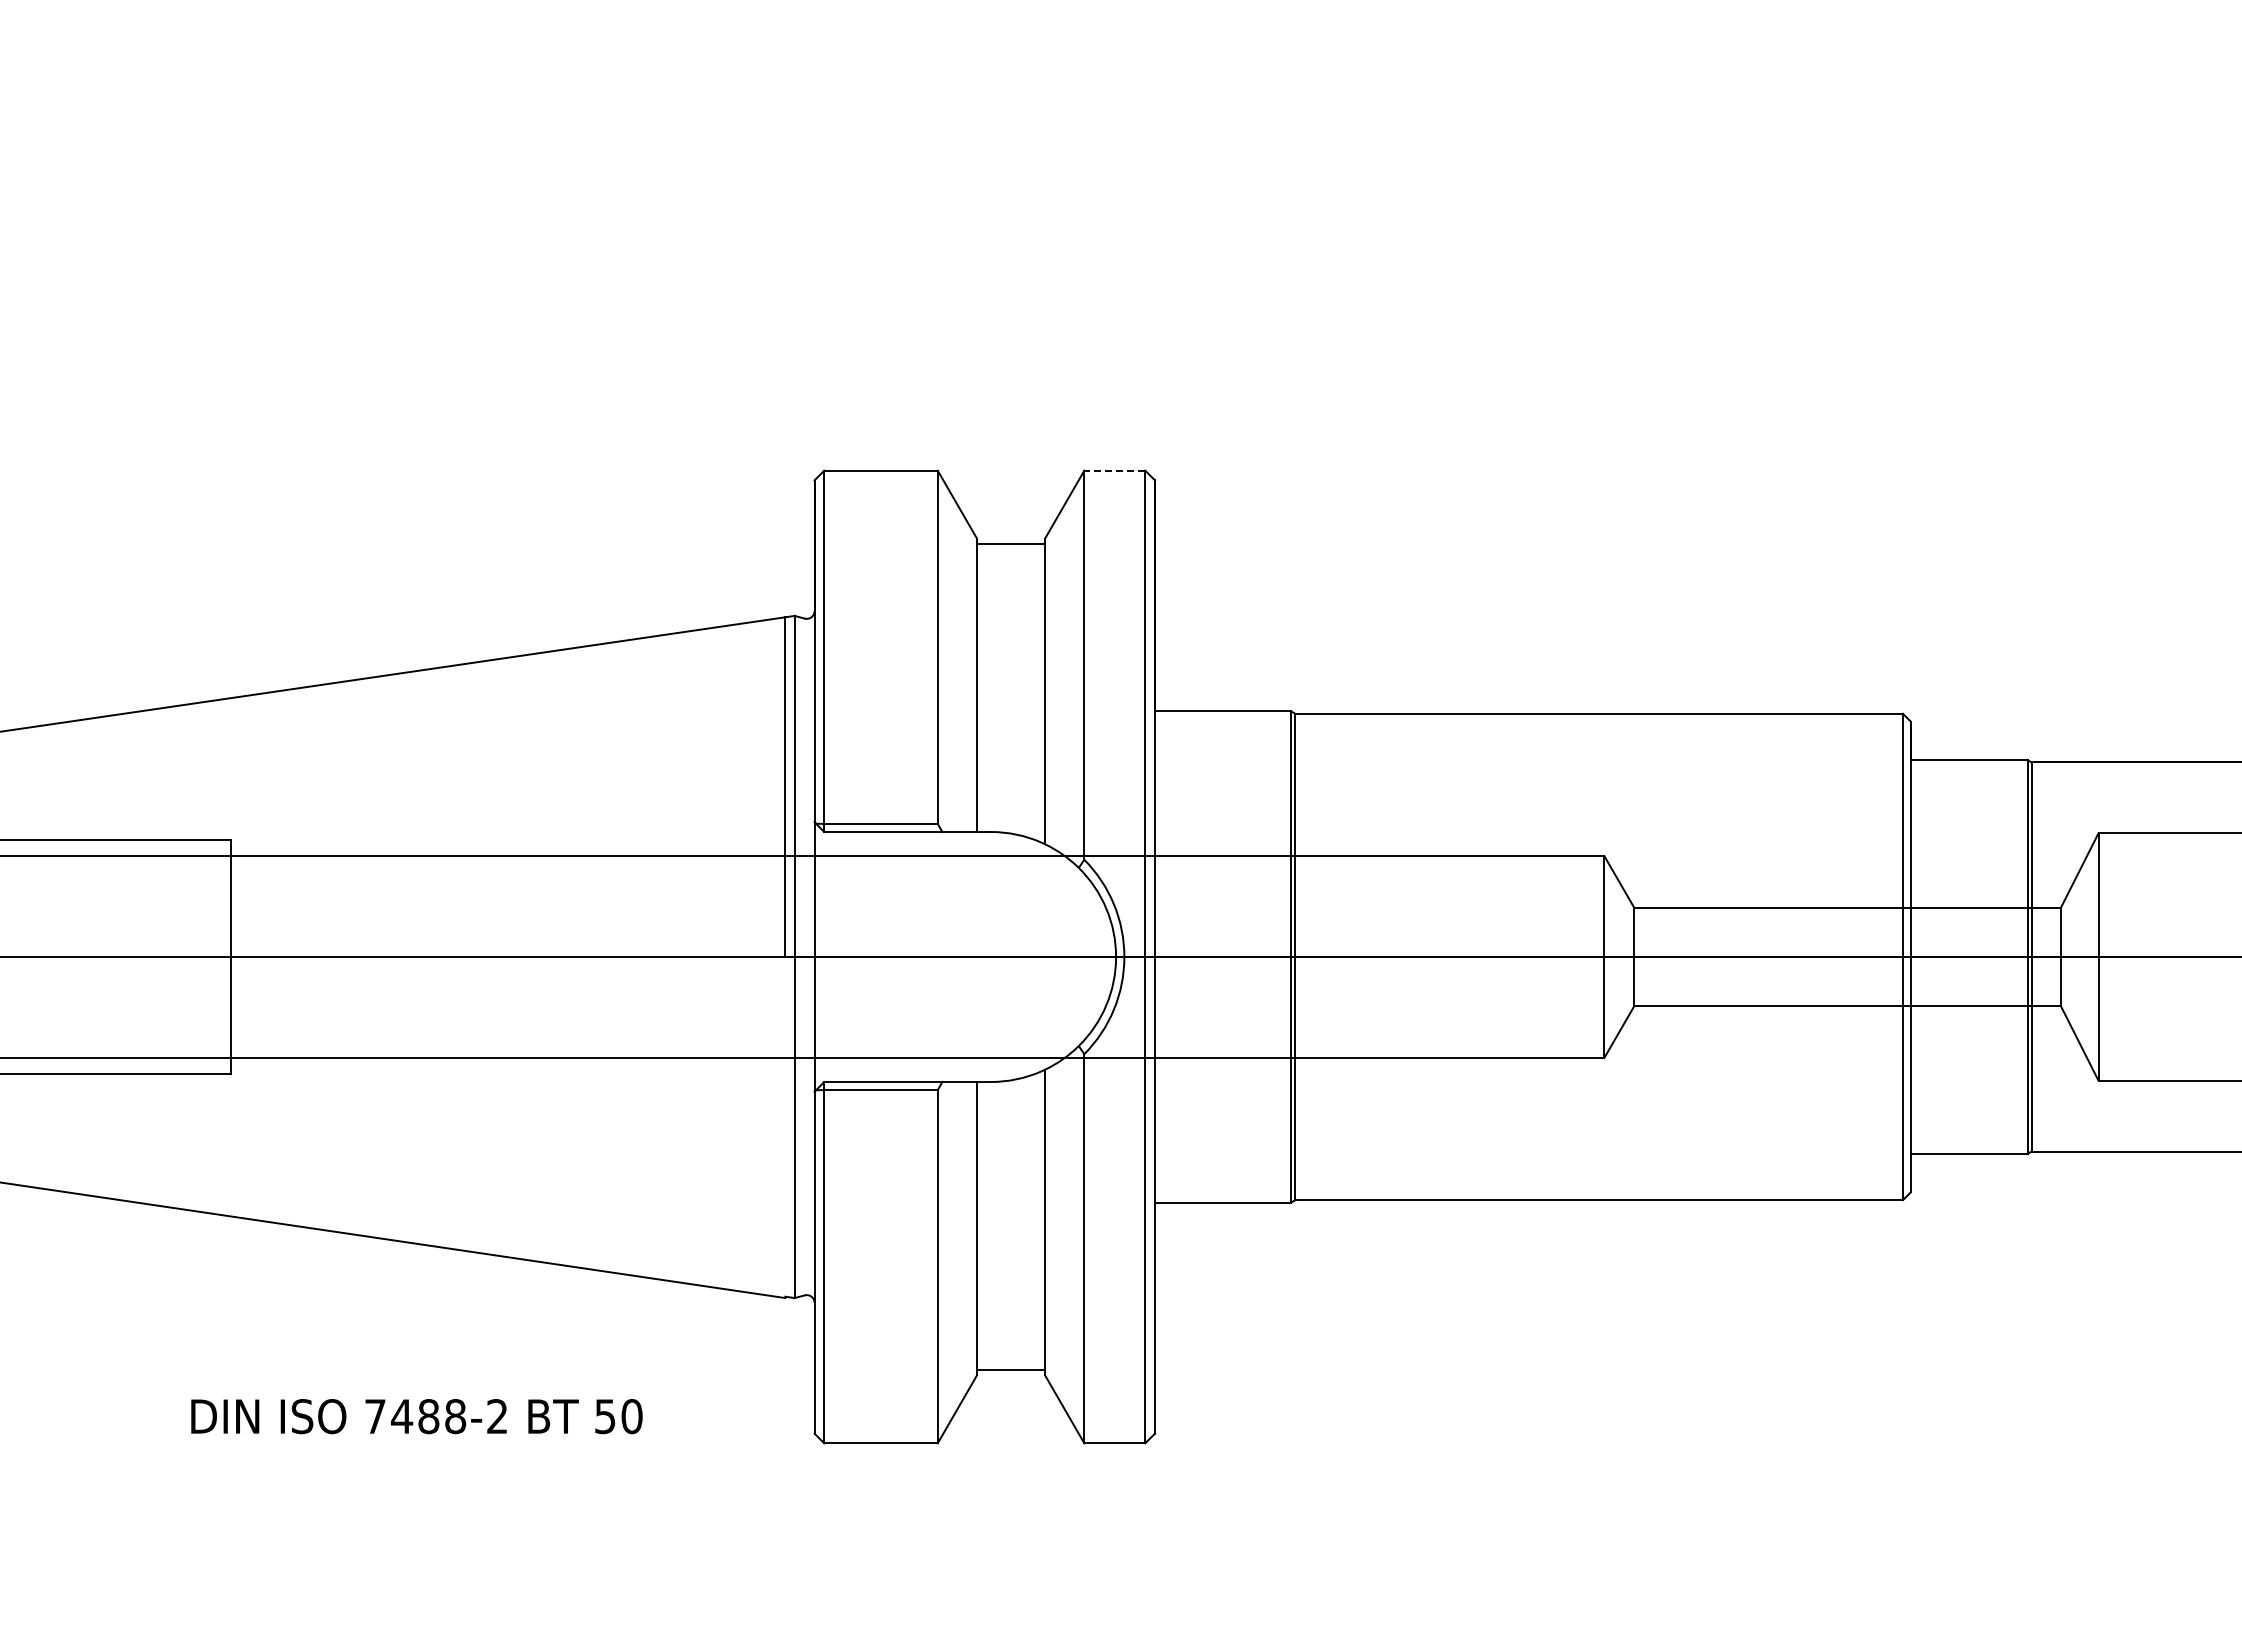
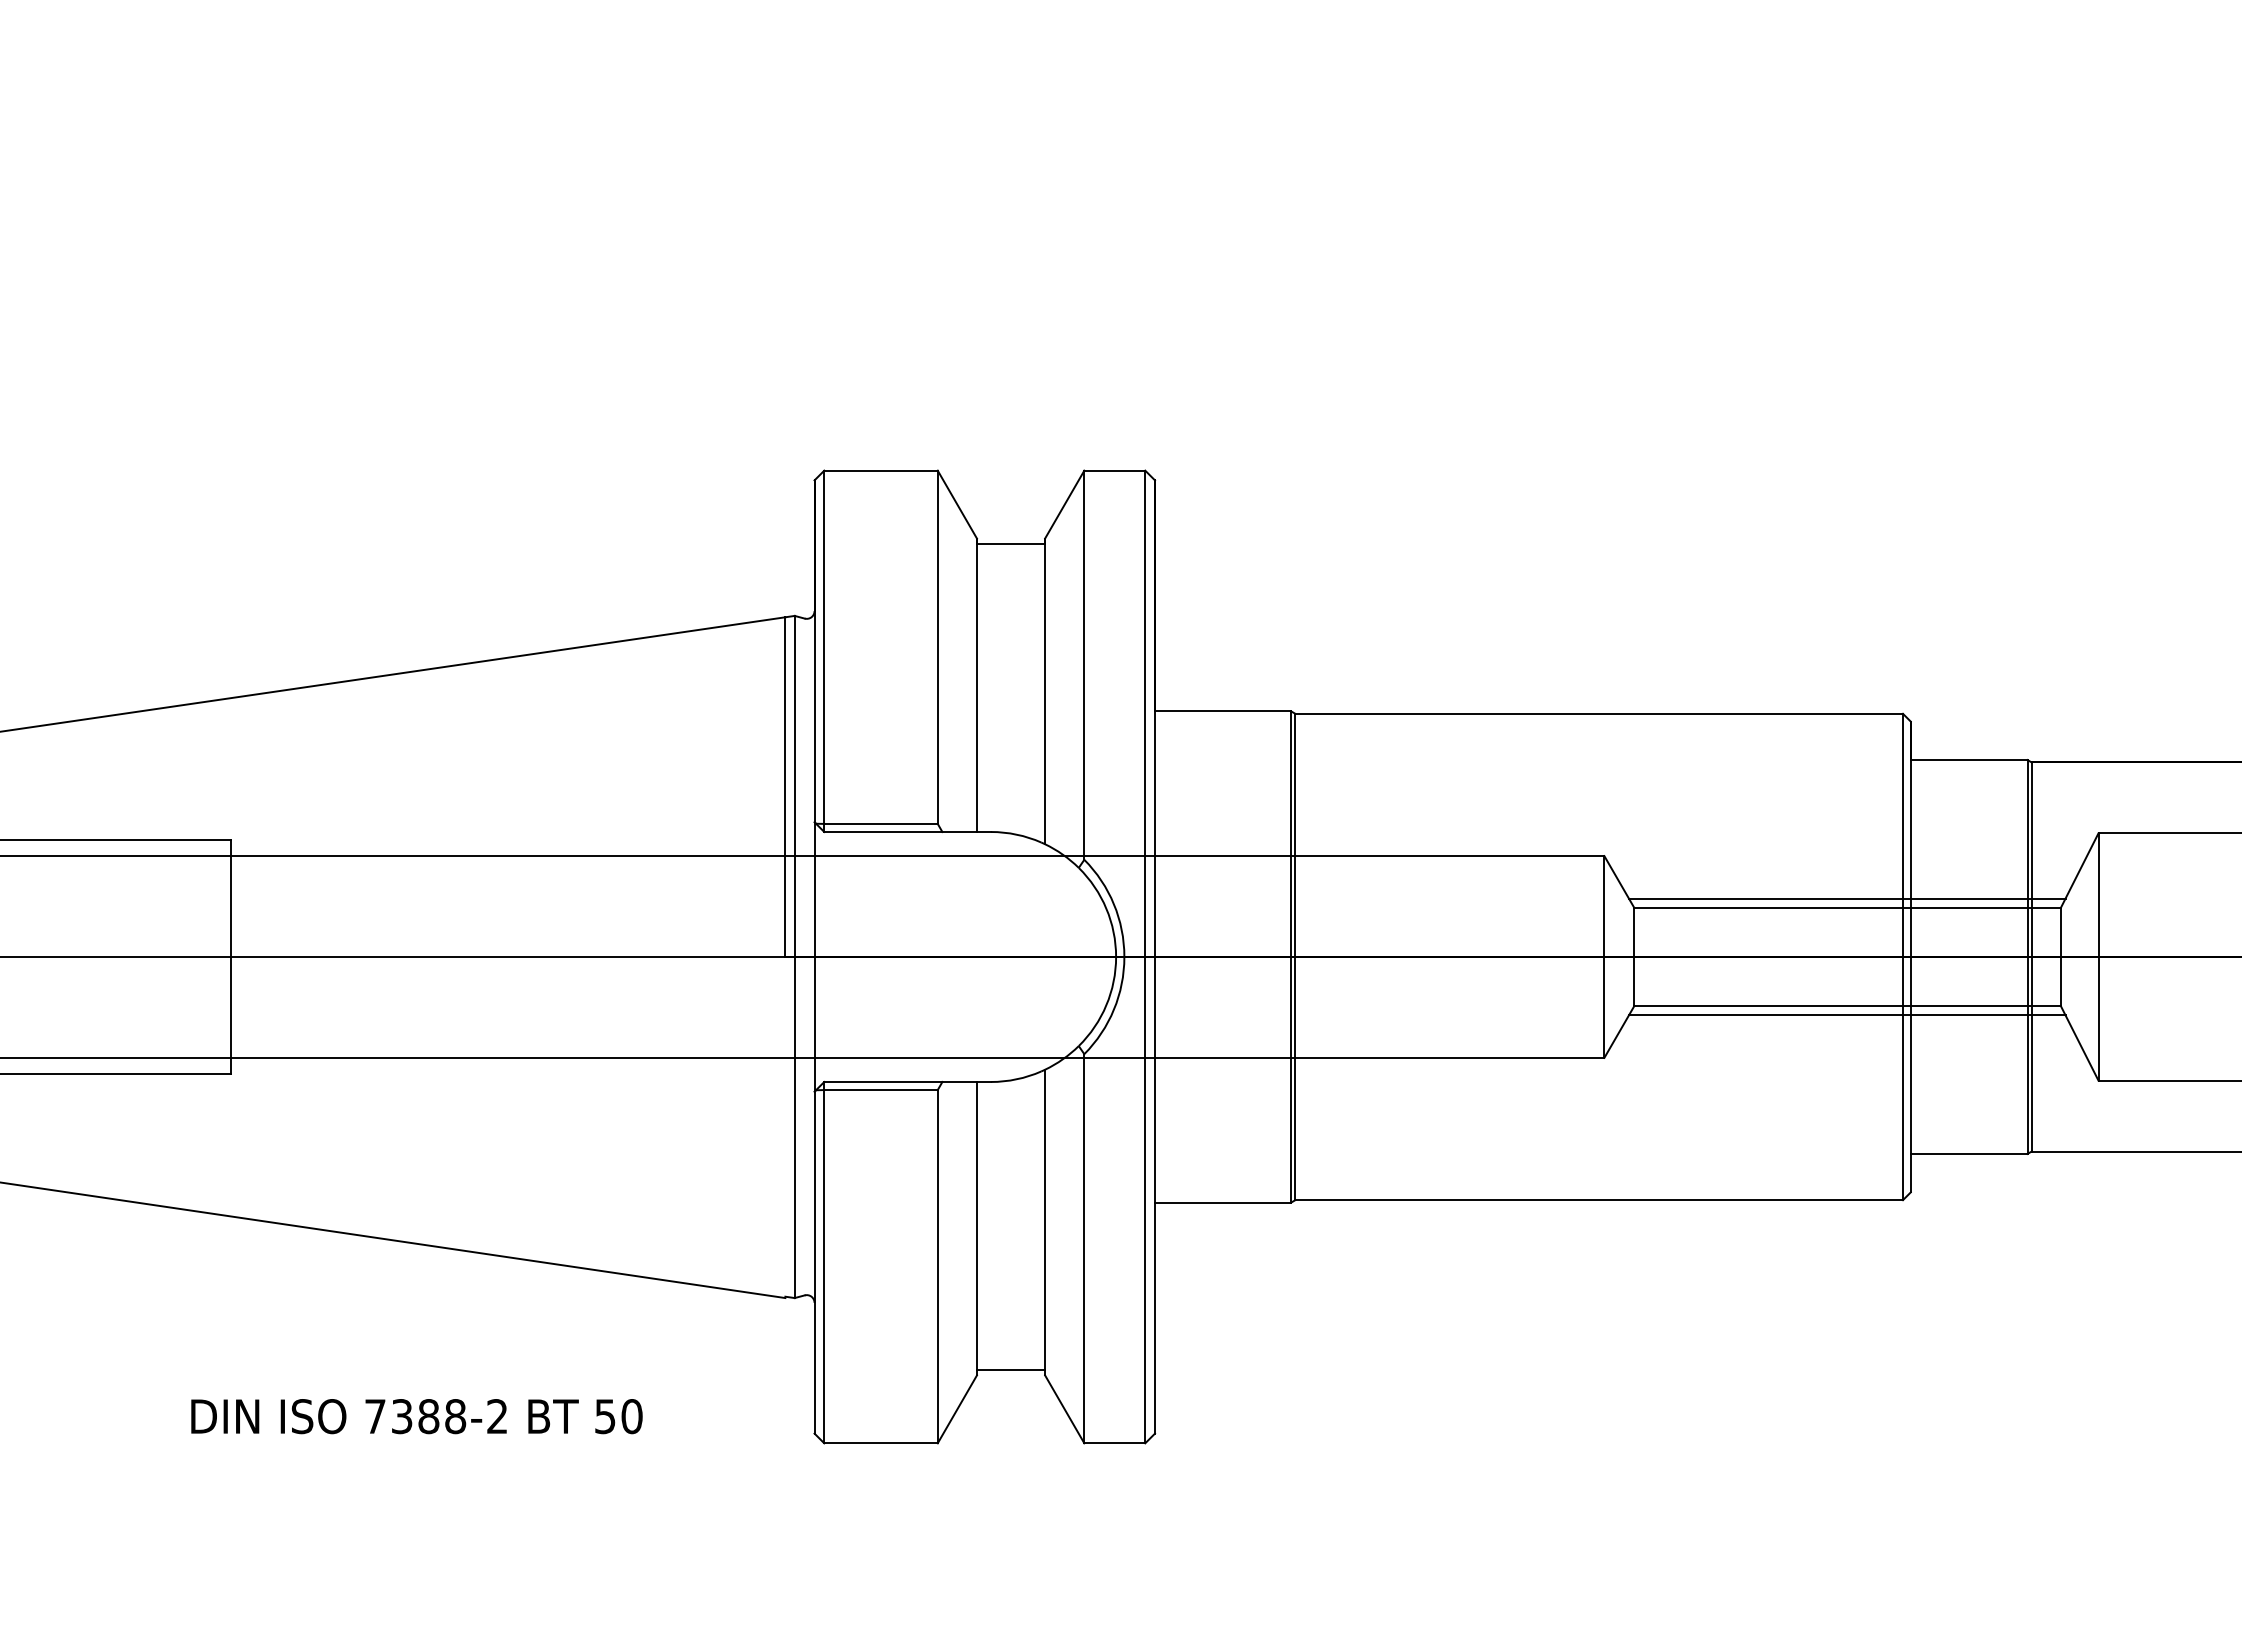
line: dashed -> solid (1114, 470)
line: none -> present (1847, 898)
line: none -> present (1847, 1015)
text: 7488-2 -> 7388-2 (402, 1416)
